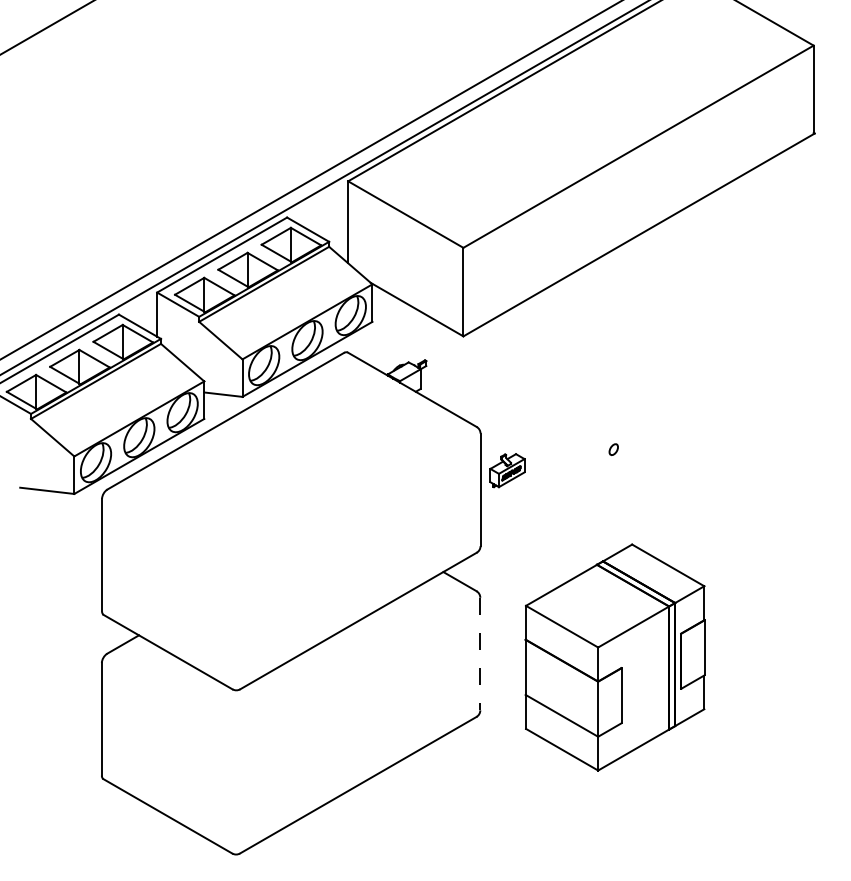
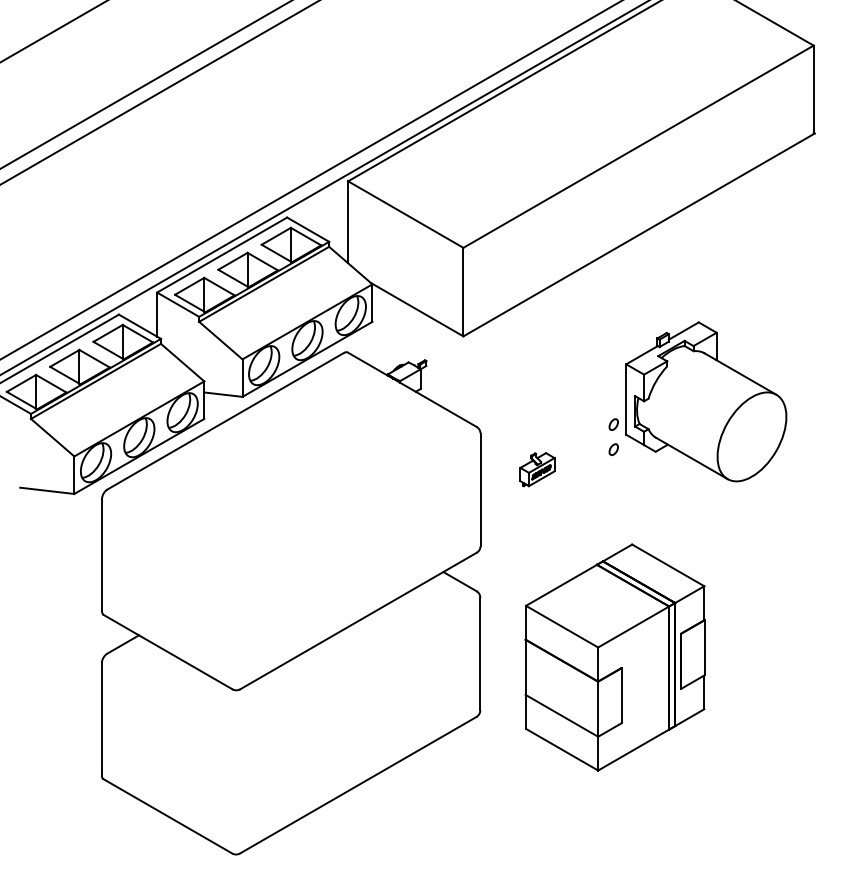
line position: (46, 27) -> (53, 31) (53, 31)
line: none -> present (145, 84)
line: none -> present (159, 92)
part: none -> present (697, 401)
part position: (507, 470) -> (537, 469) (537, 469)
line: dashed -> solid (480, 654)
